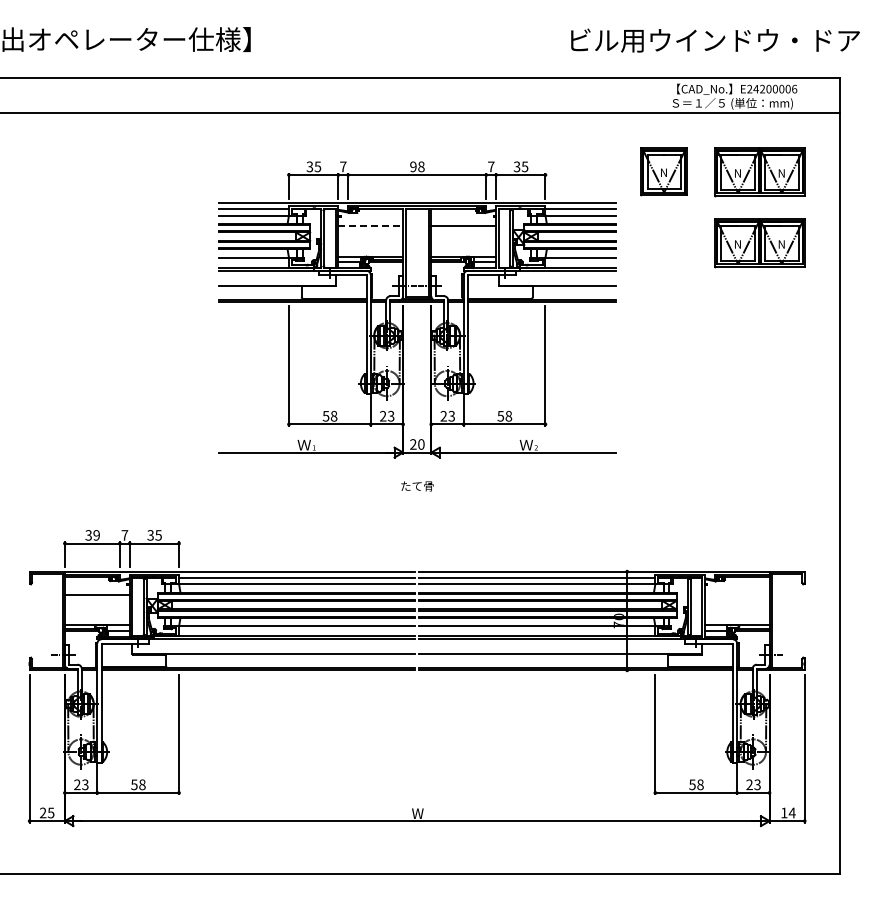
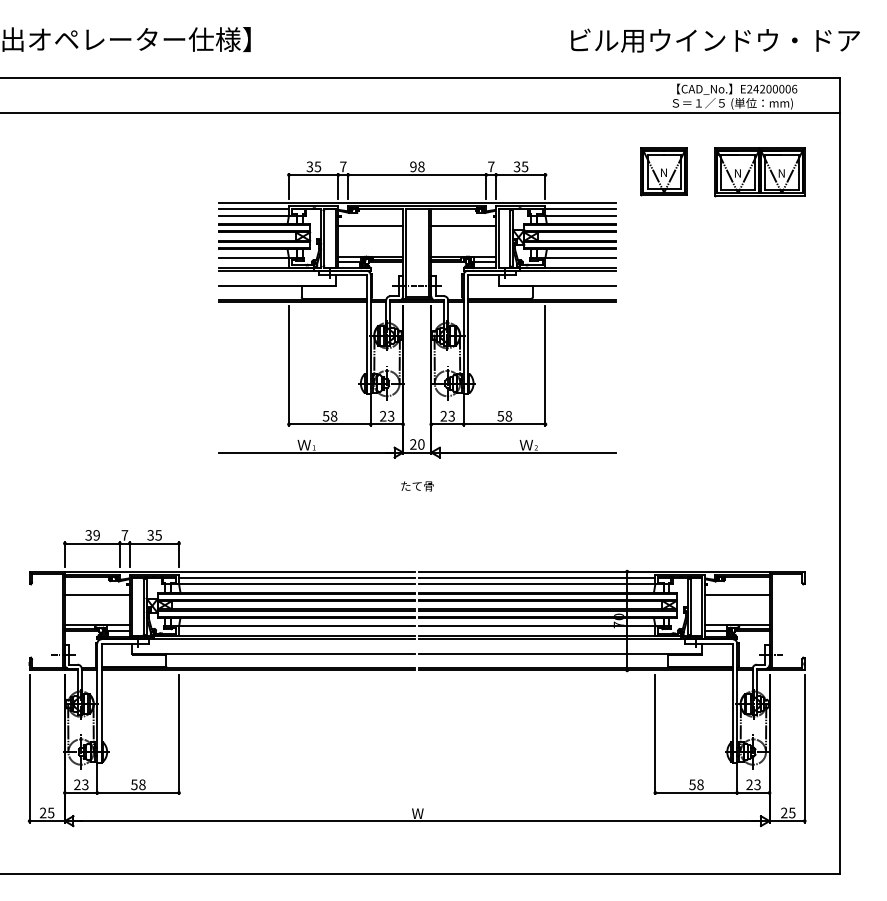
line: dashed -> solid (371, 226)
part: present -> none (759, 243)
line: none -> present (736, 594)
text: 14 -> 25 (788, 812)
